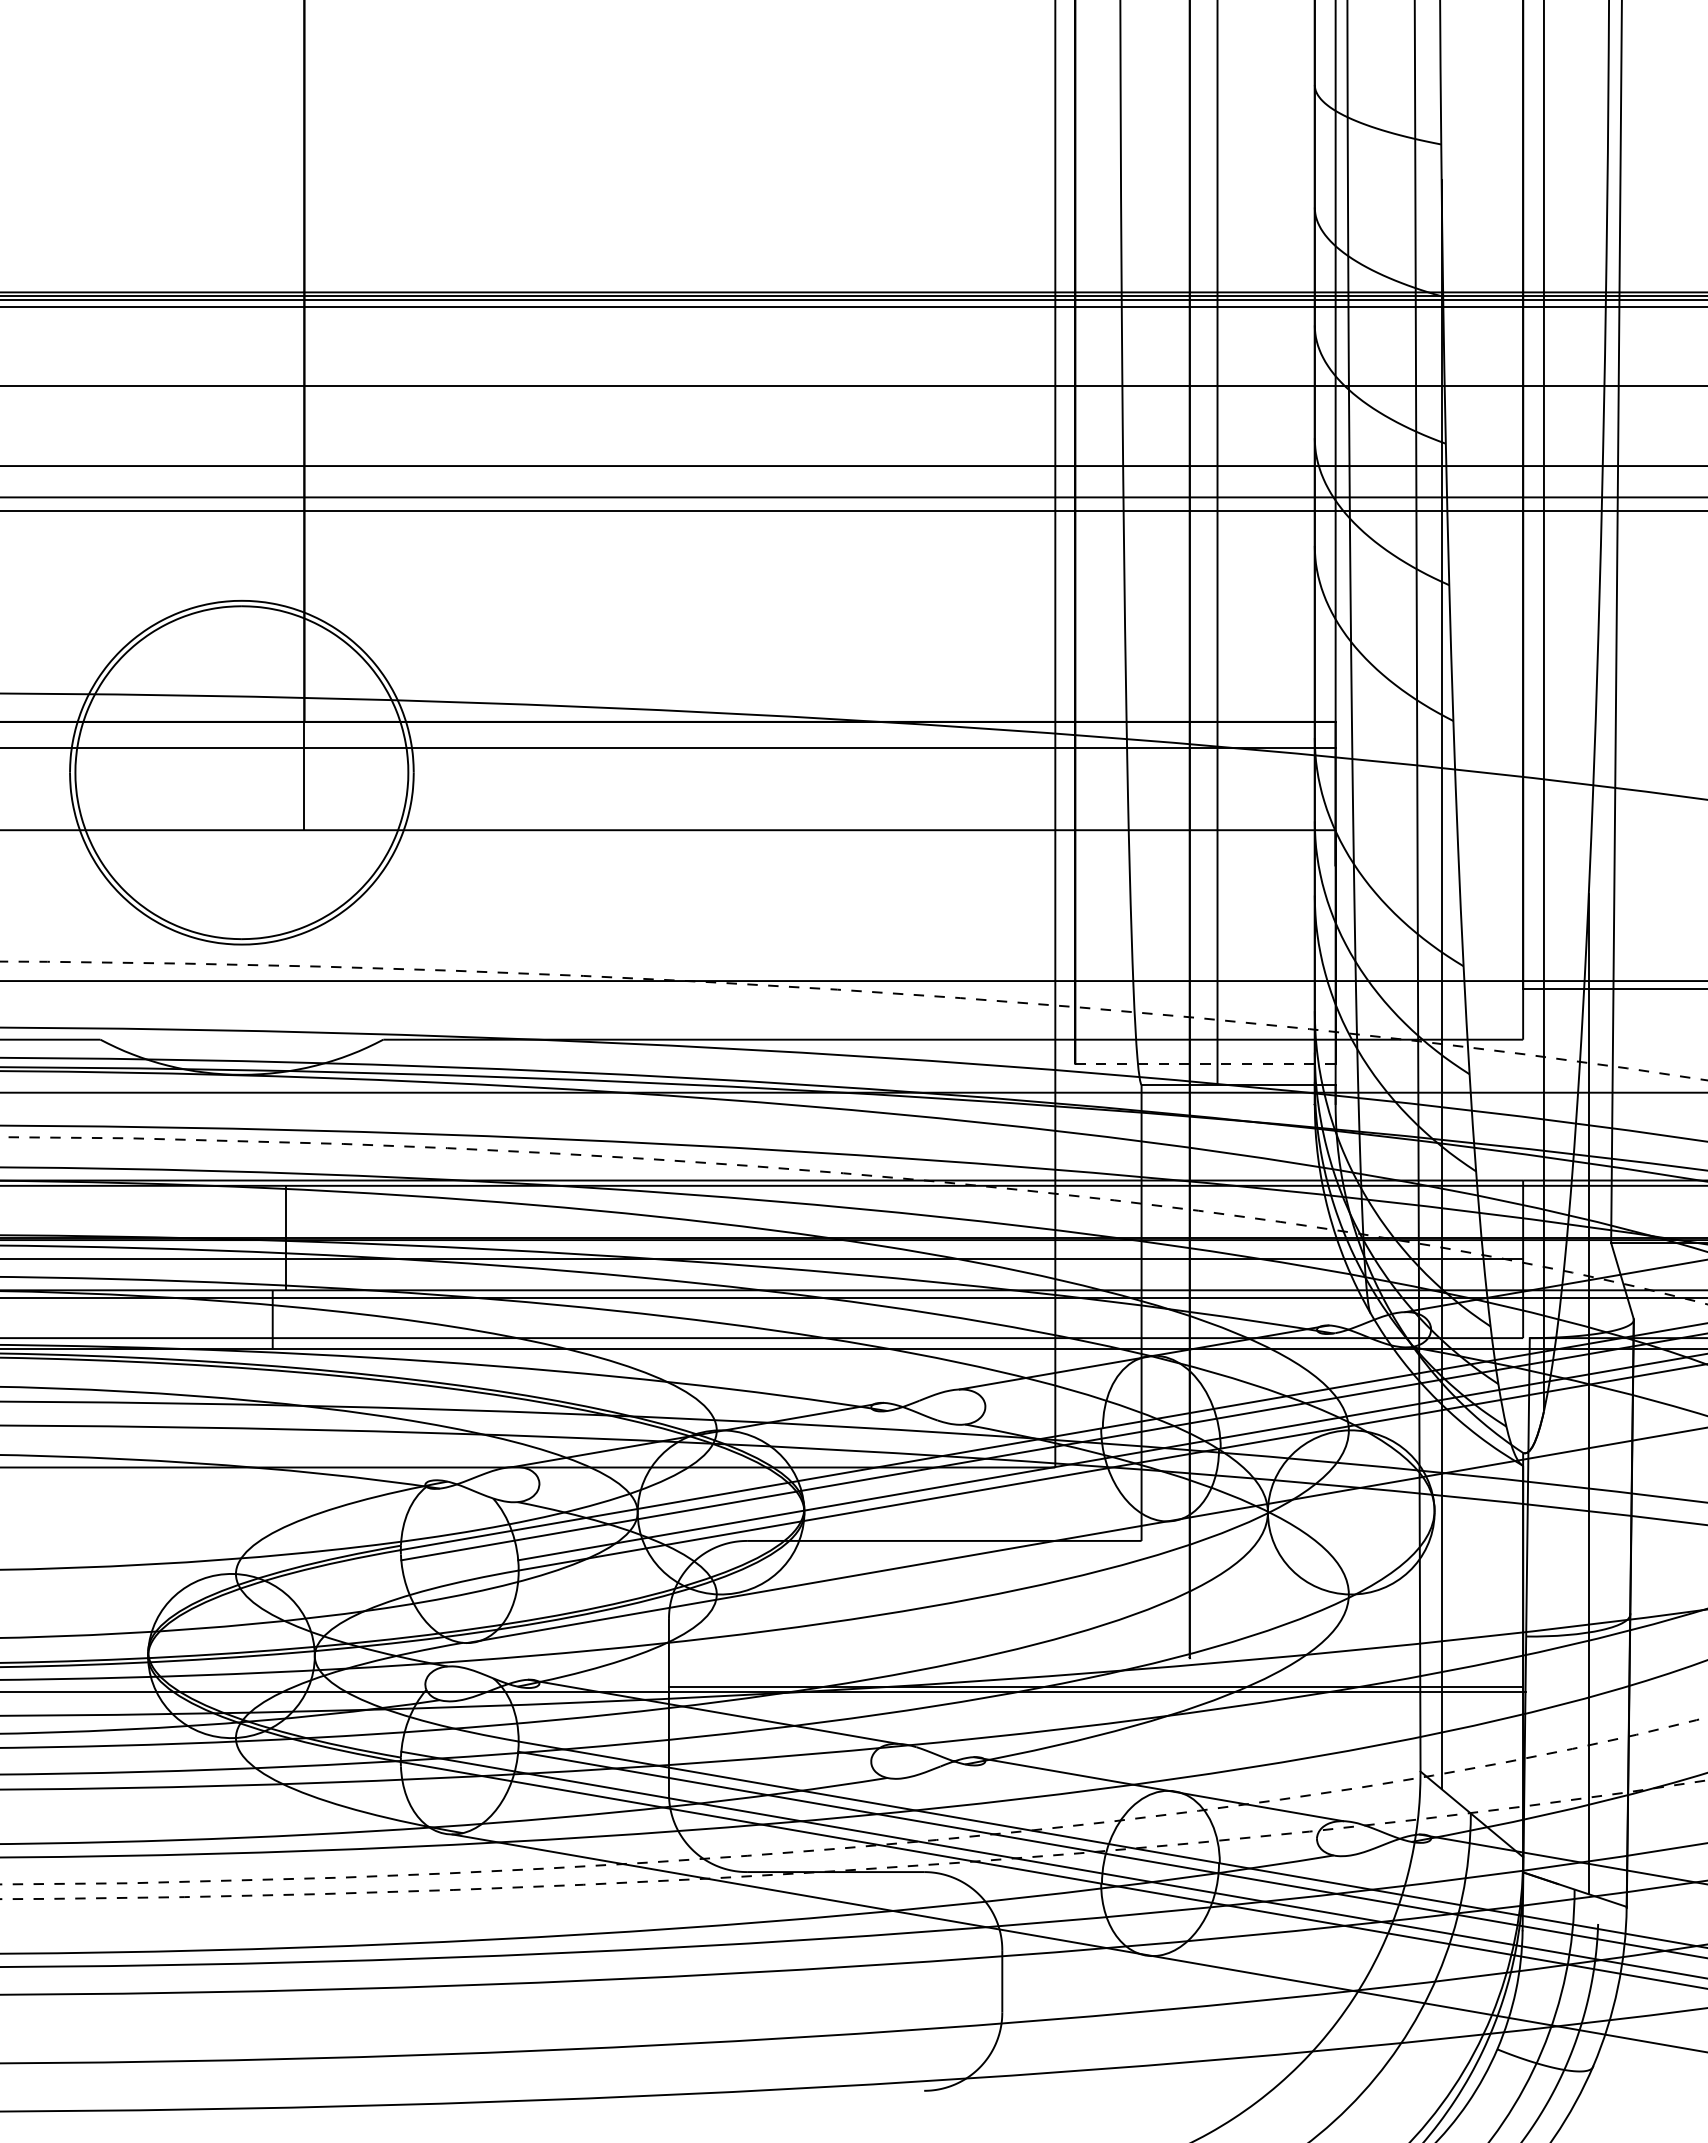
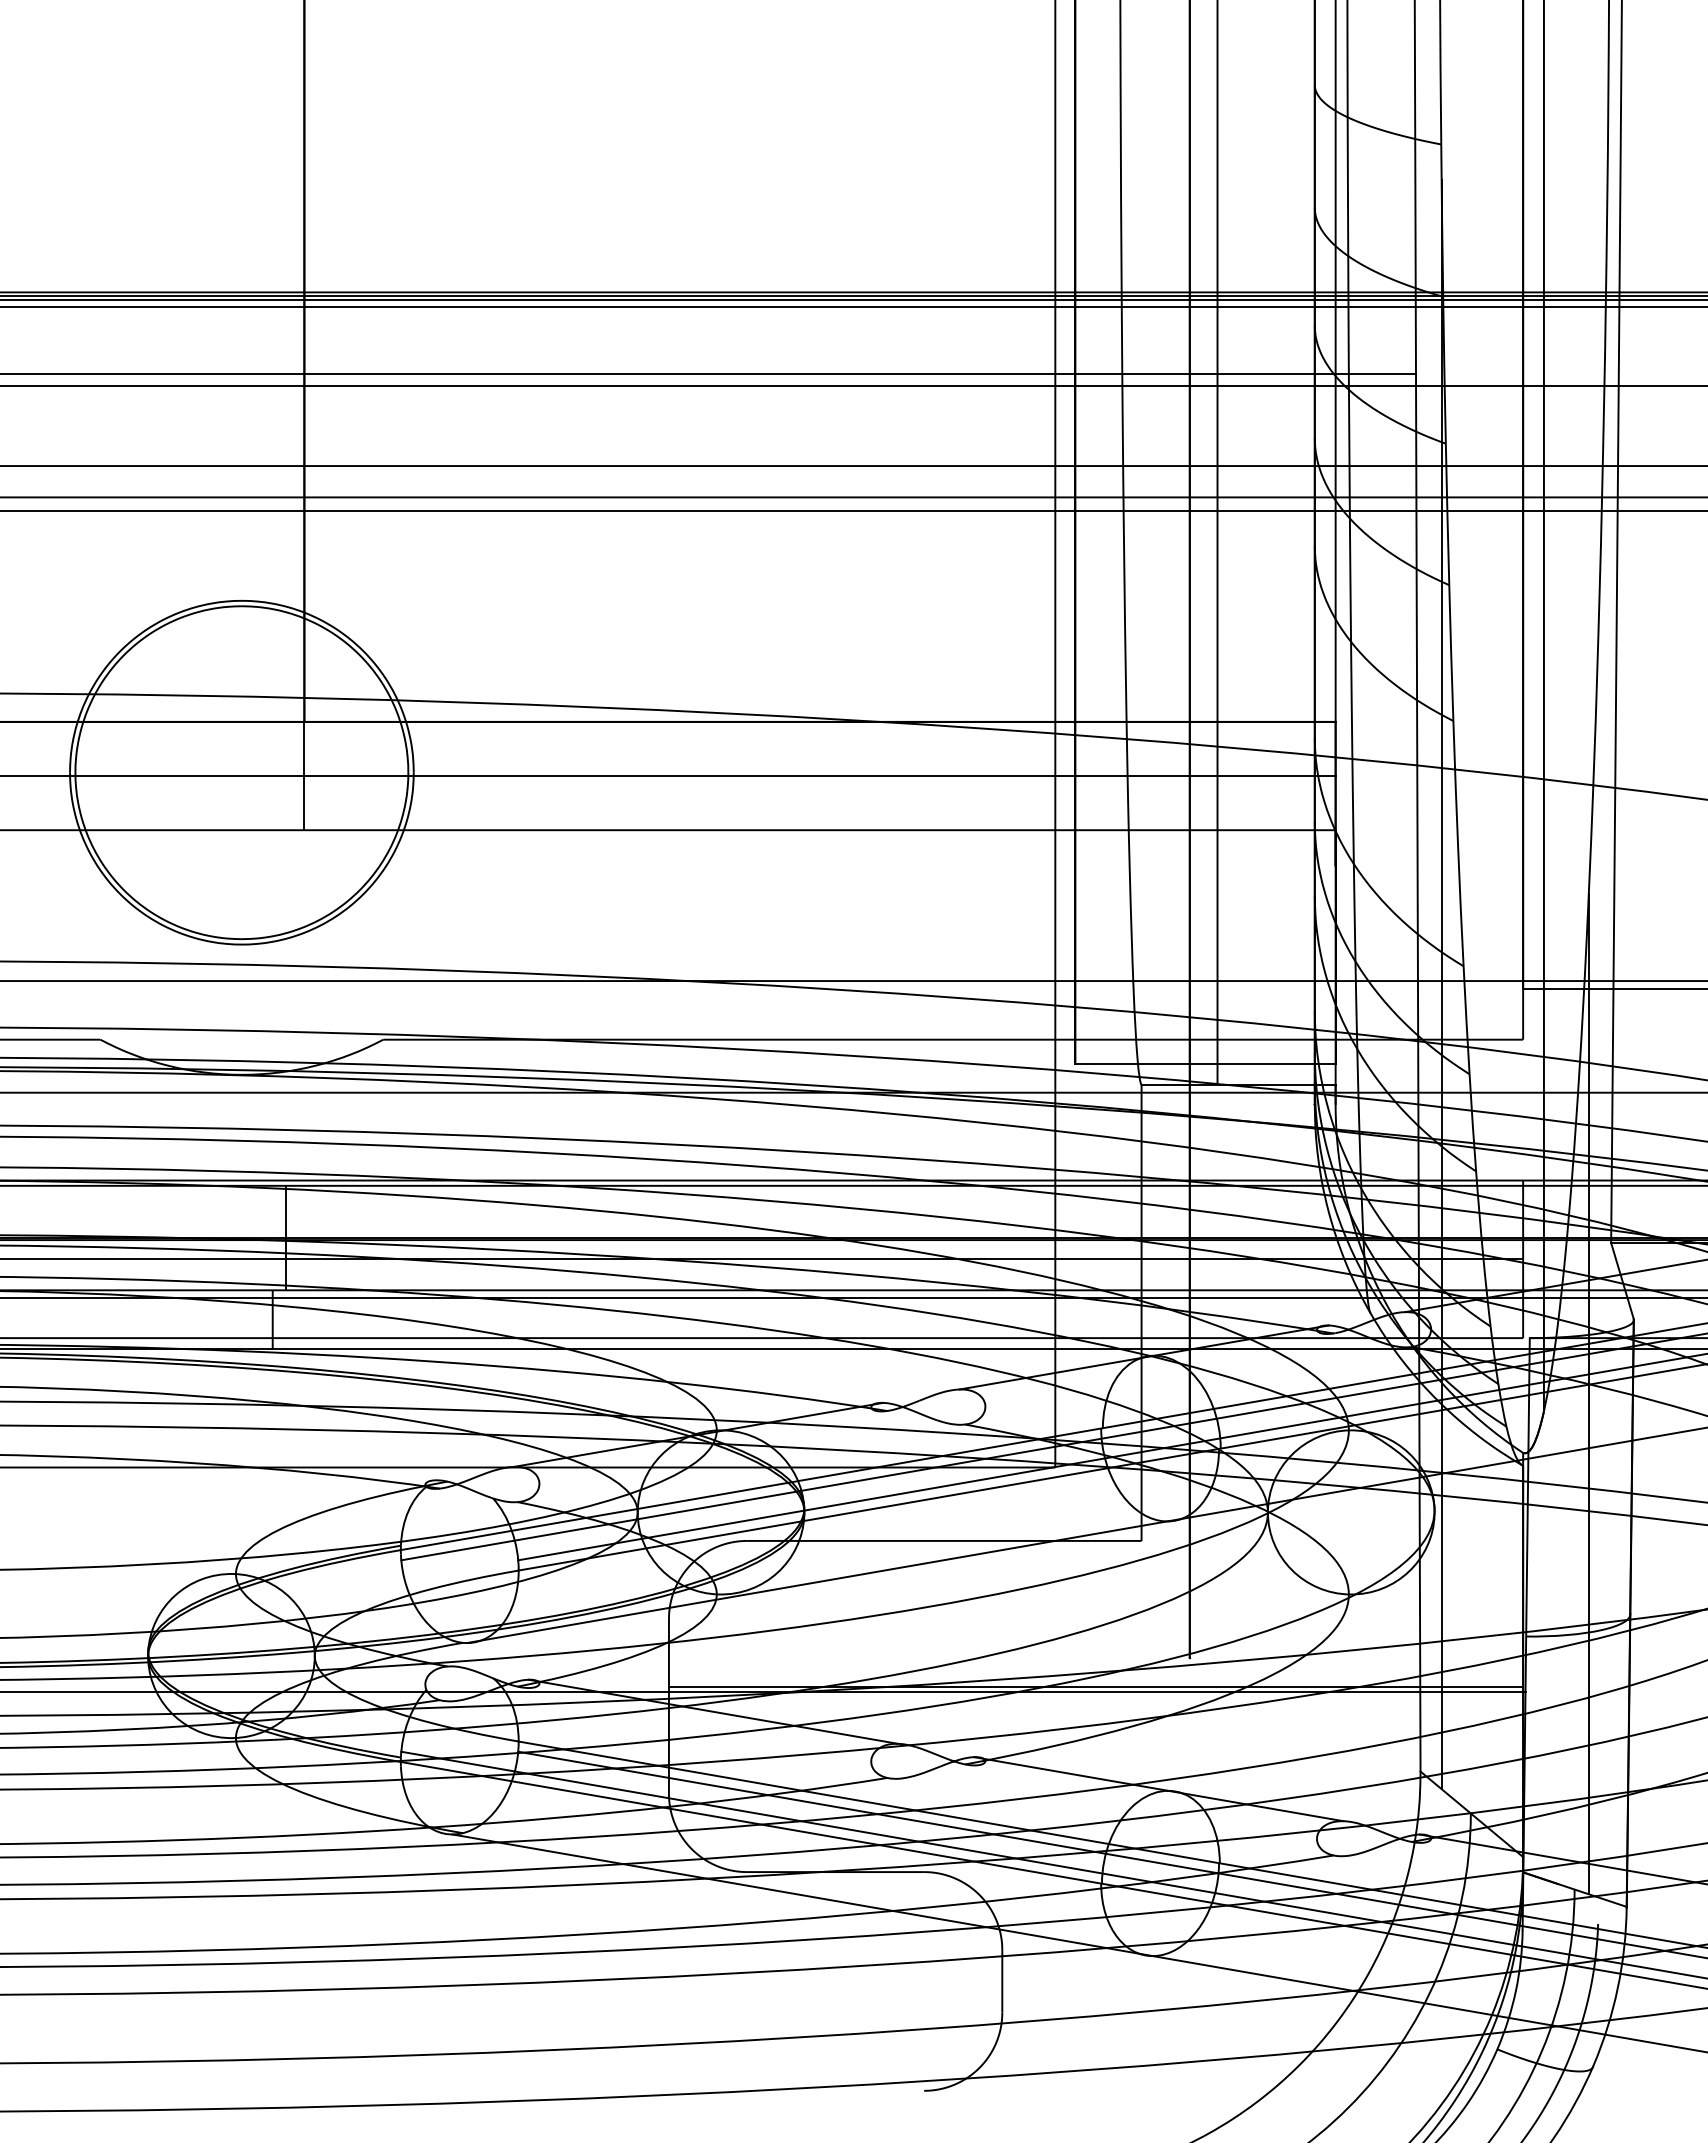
line: none -> present (708, 374)
line position: (668, 748) -> (668, 776) (668, 776)
line: dashed -> solid (1204, 1064)
arc: dashed -> solid (1707, 1080)
arc: dashed -> solid (1707, 1304)
